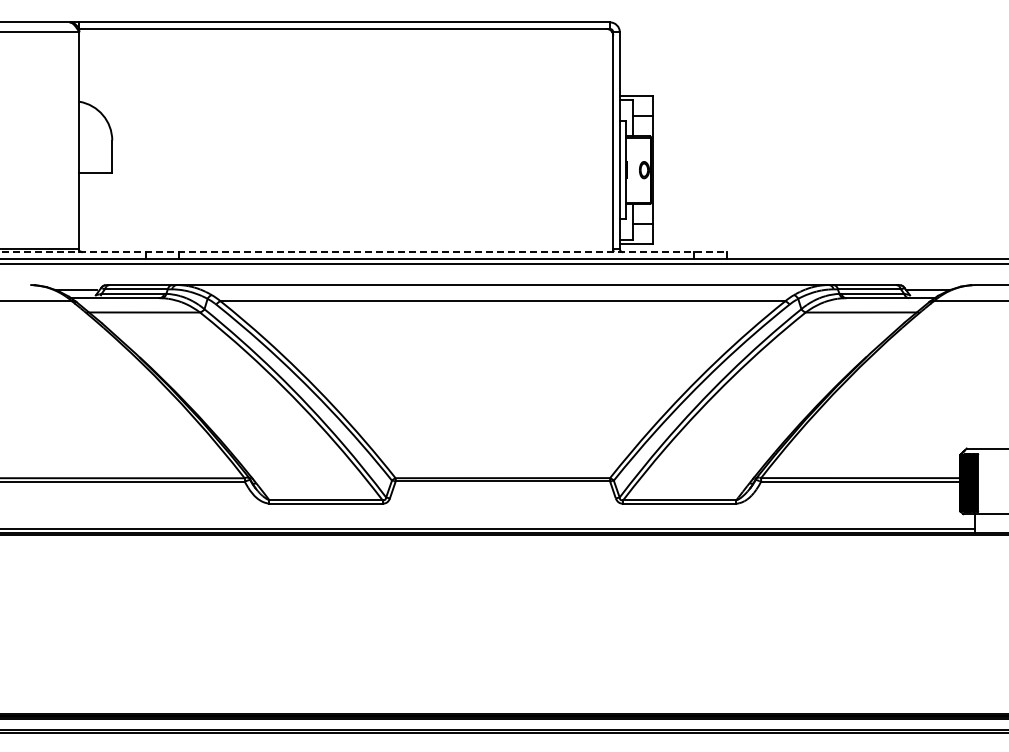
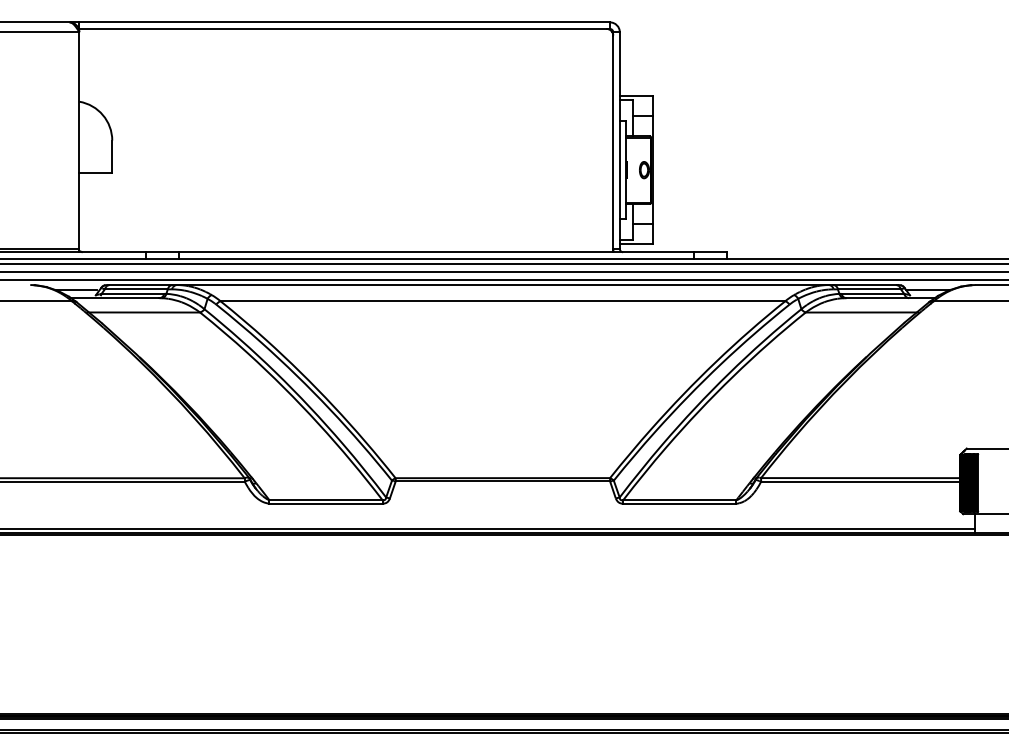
line: dashed -> solid (364, 252)
line: none -> present (503, 271)
line: none -> present (503, 280)
